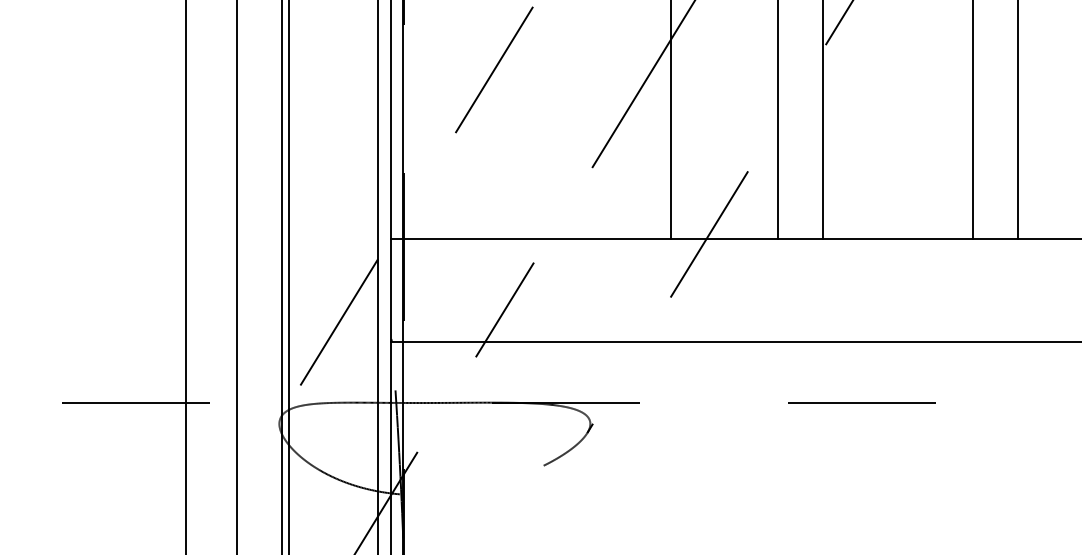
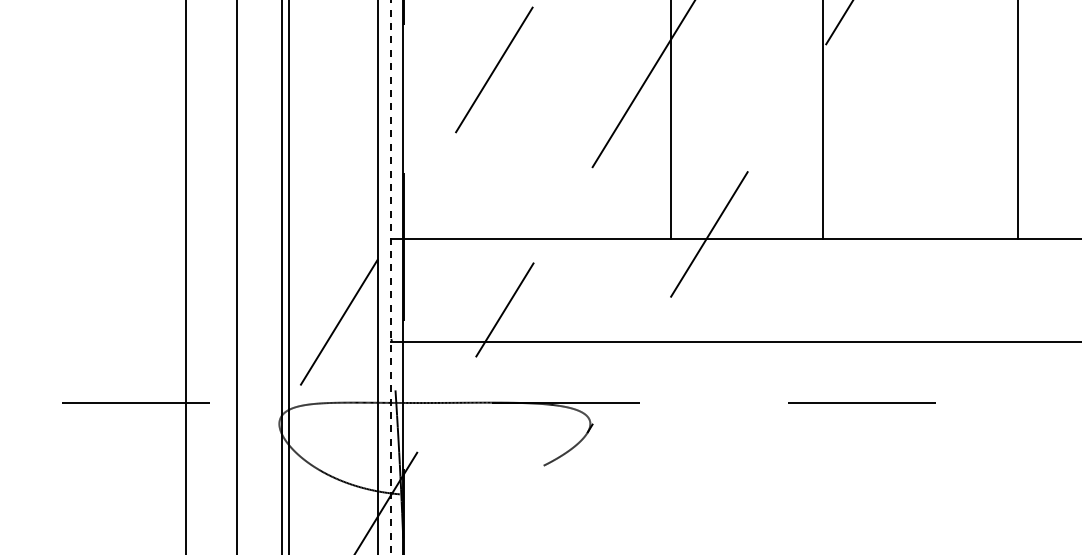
line: present -> none (777, 120)
line: present -> none (973, 120)
line: solid -> dashed (391, 277)
